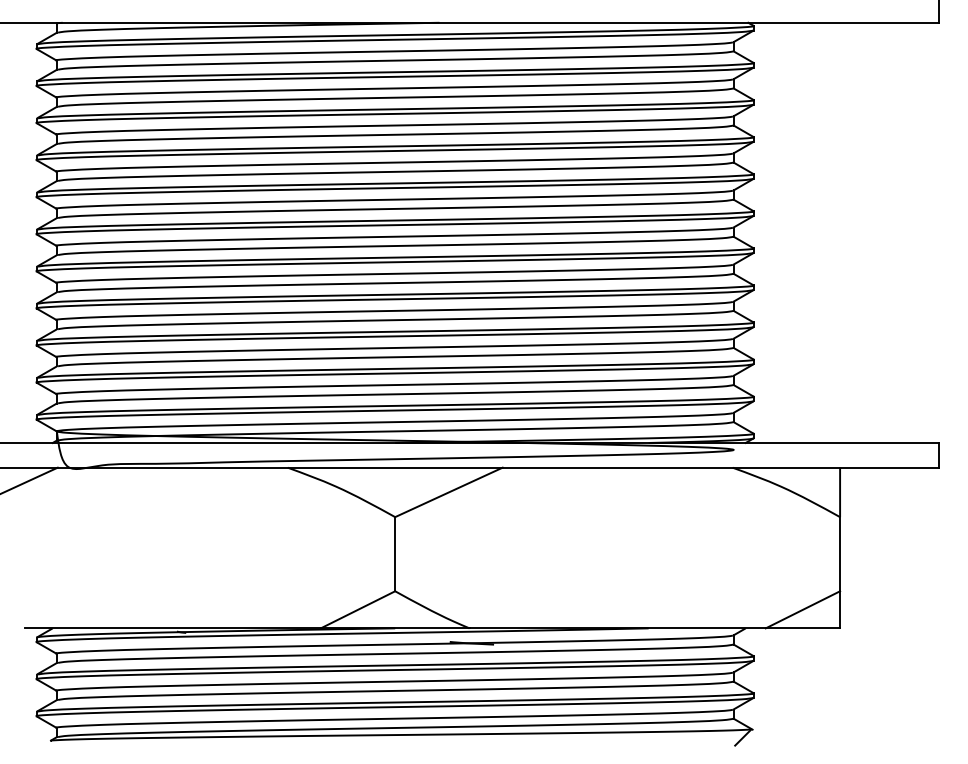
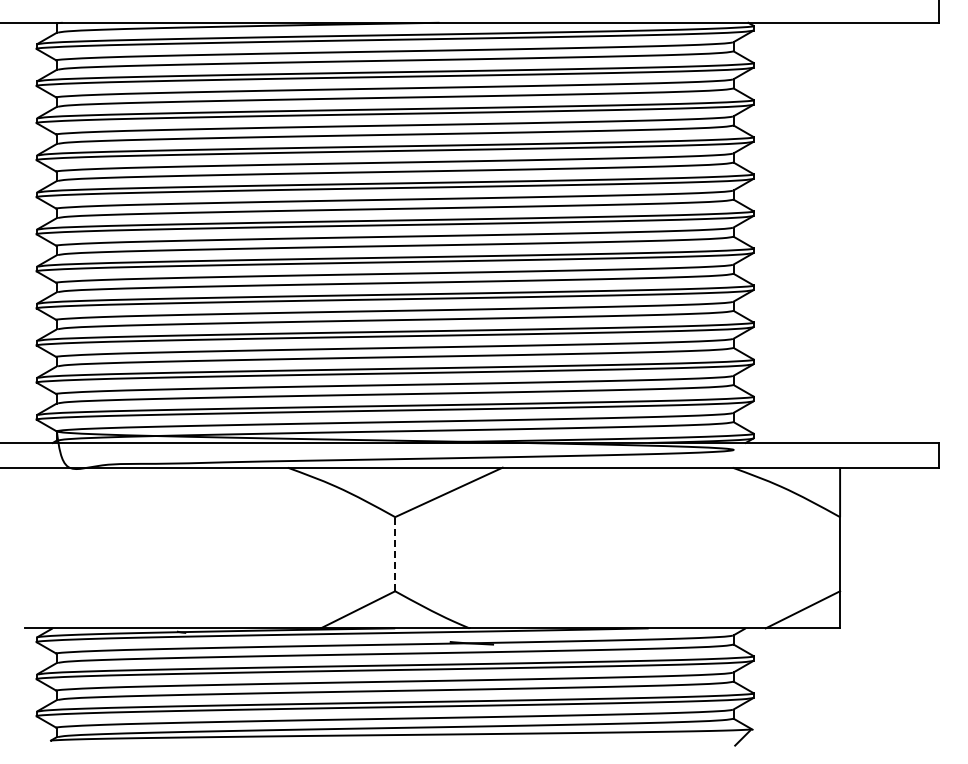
line: present -> none (29, 480)
line: solid -> dashed (395, 553)
